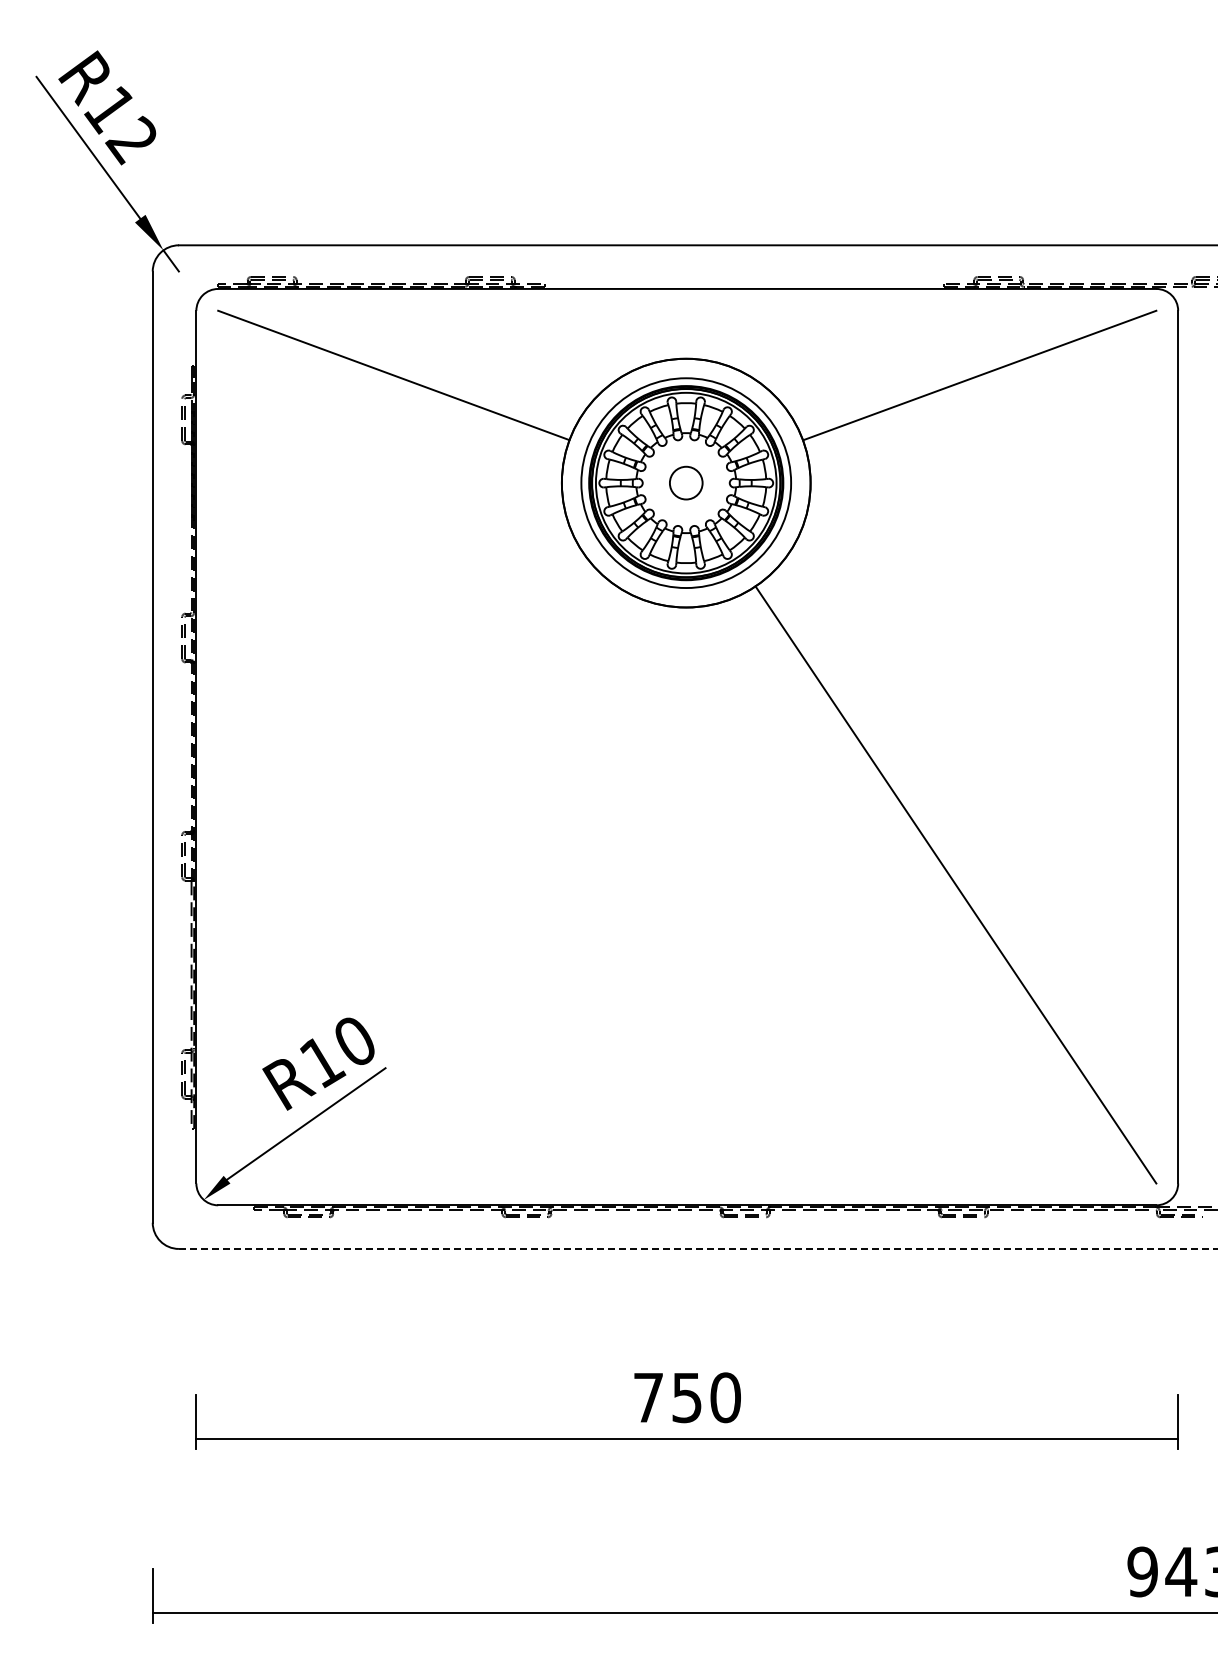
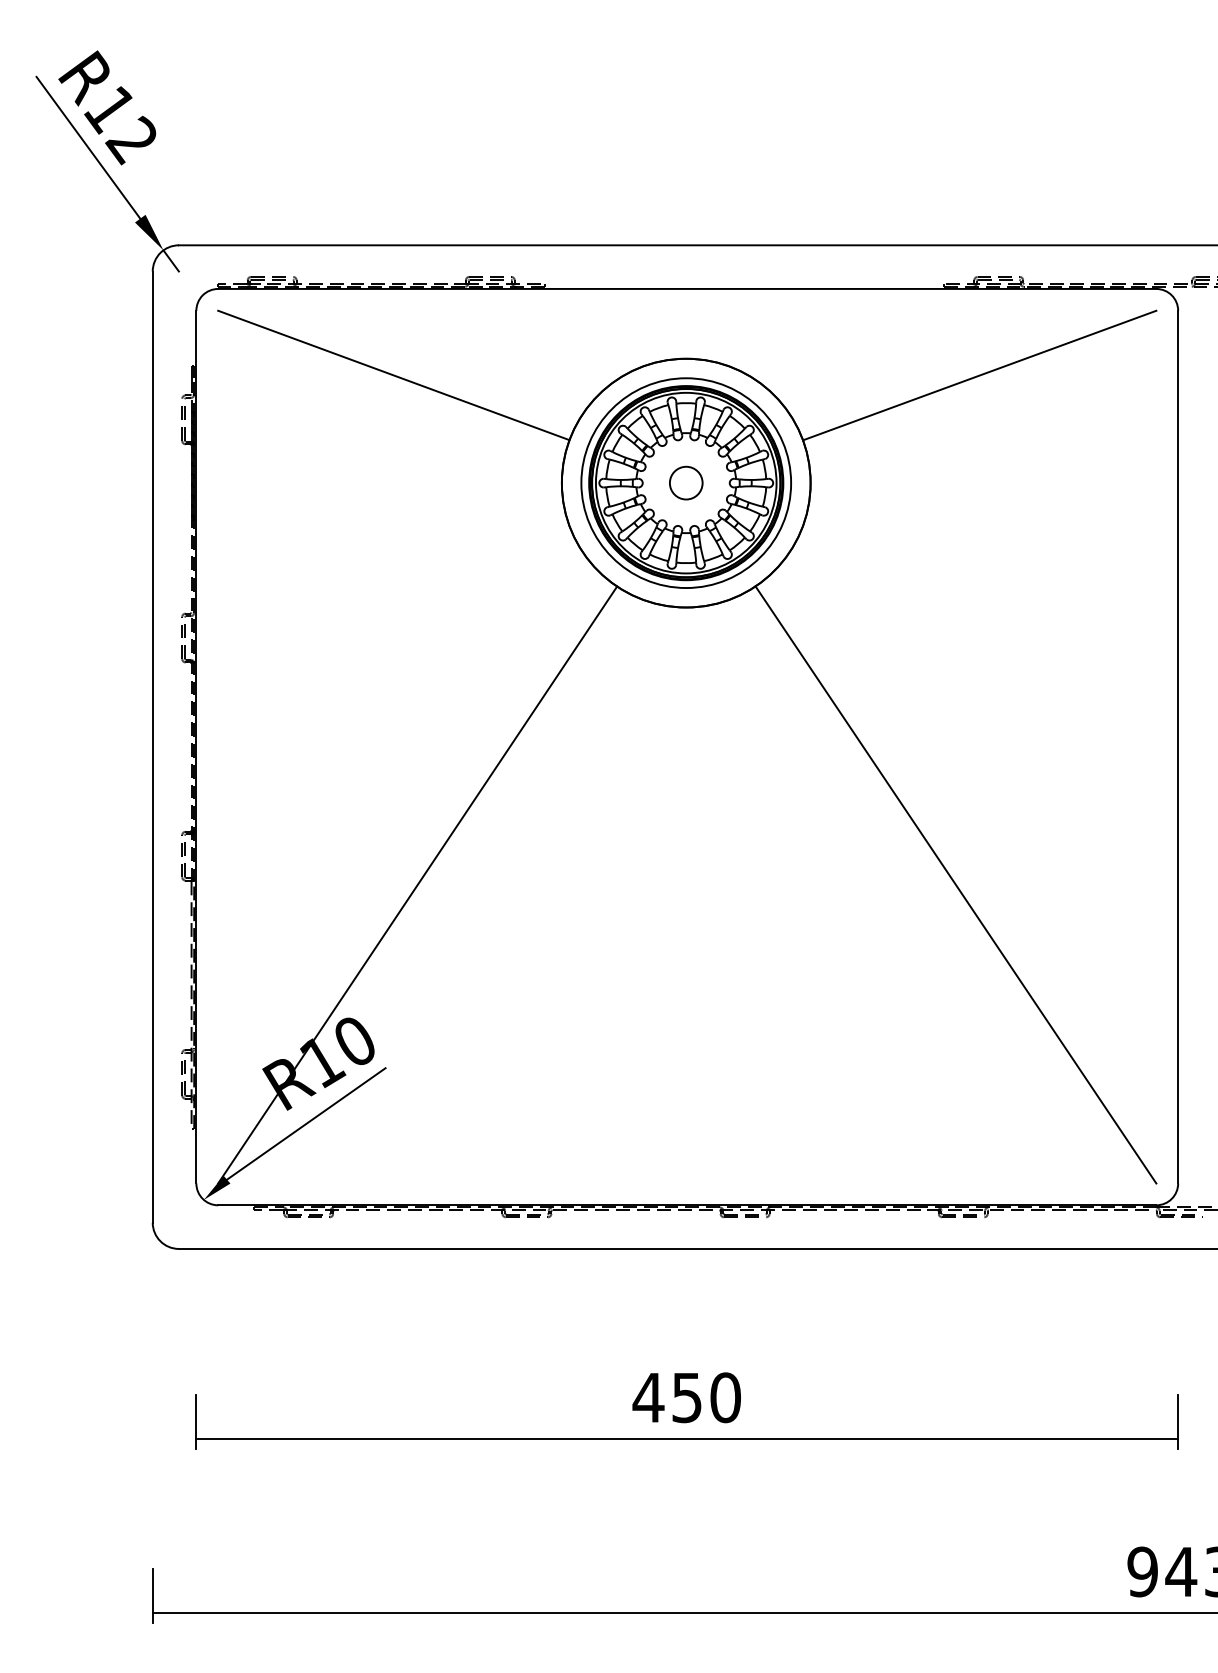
line: none -> present (417, 884)
line: dashed -> solid (698, 1248)
text: 750 -> 450 (648, 1397)
